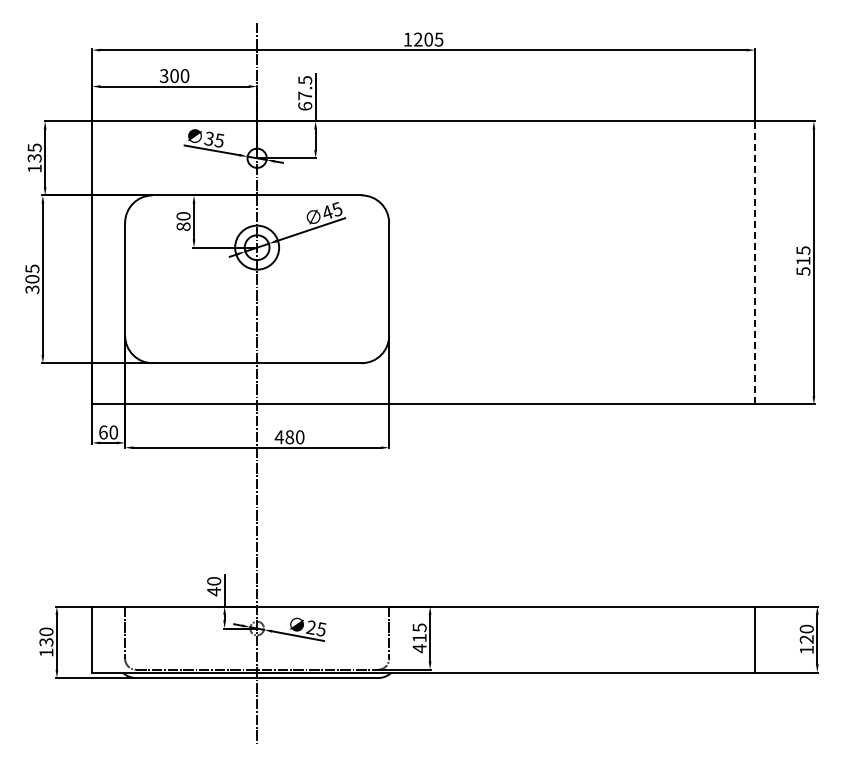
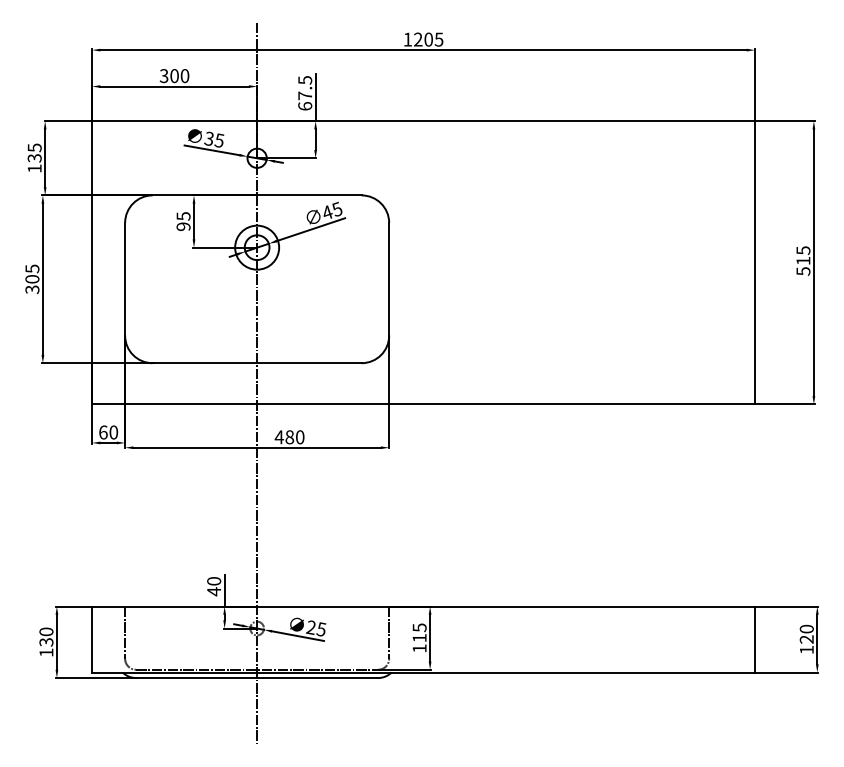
text: 80 -> 95 (183, 221)
line: dashed -> solid (754, 262)
text: 415 -> 115 (419, 648)
